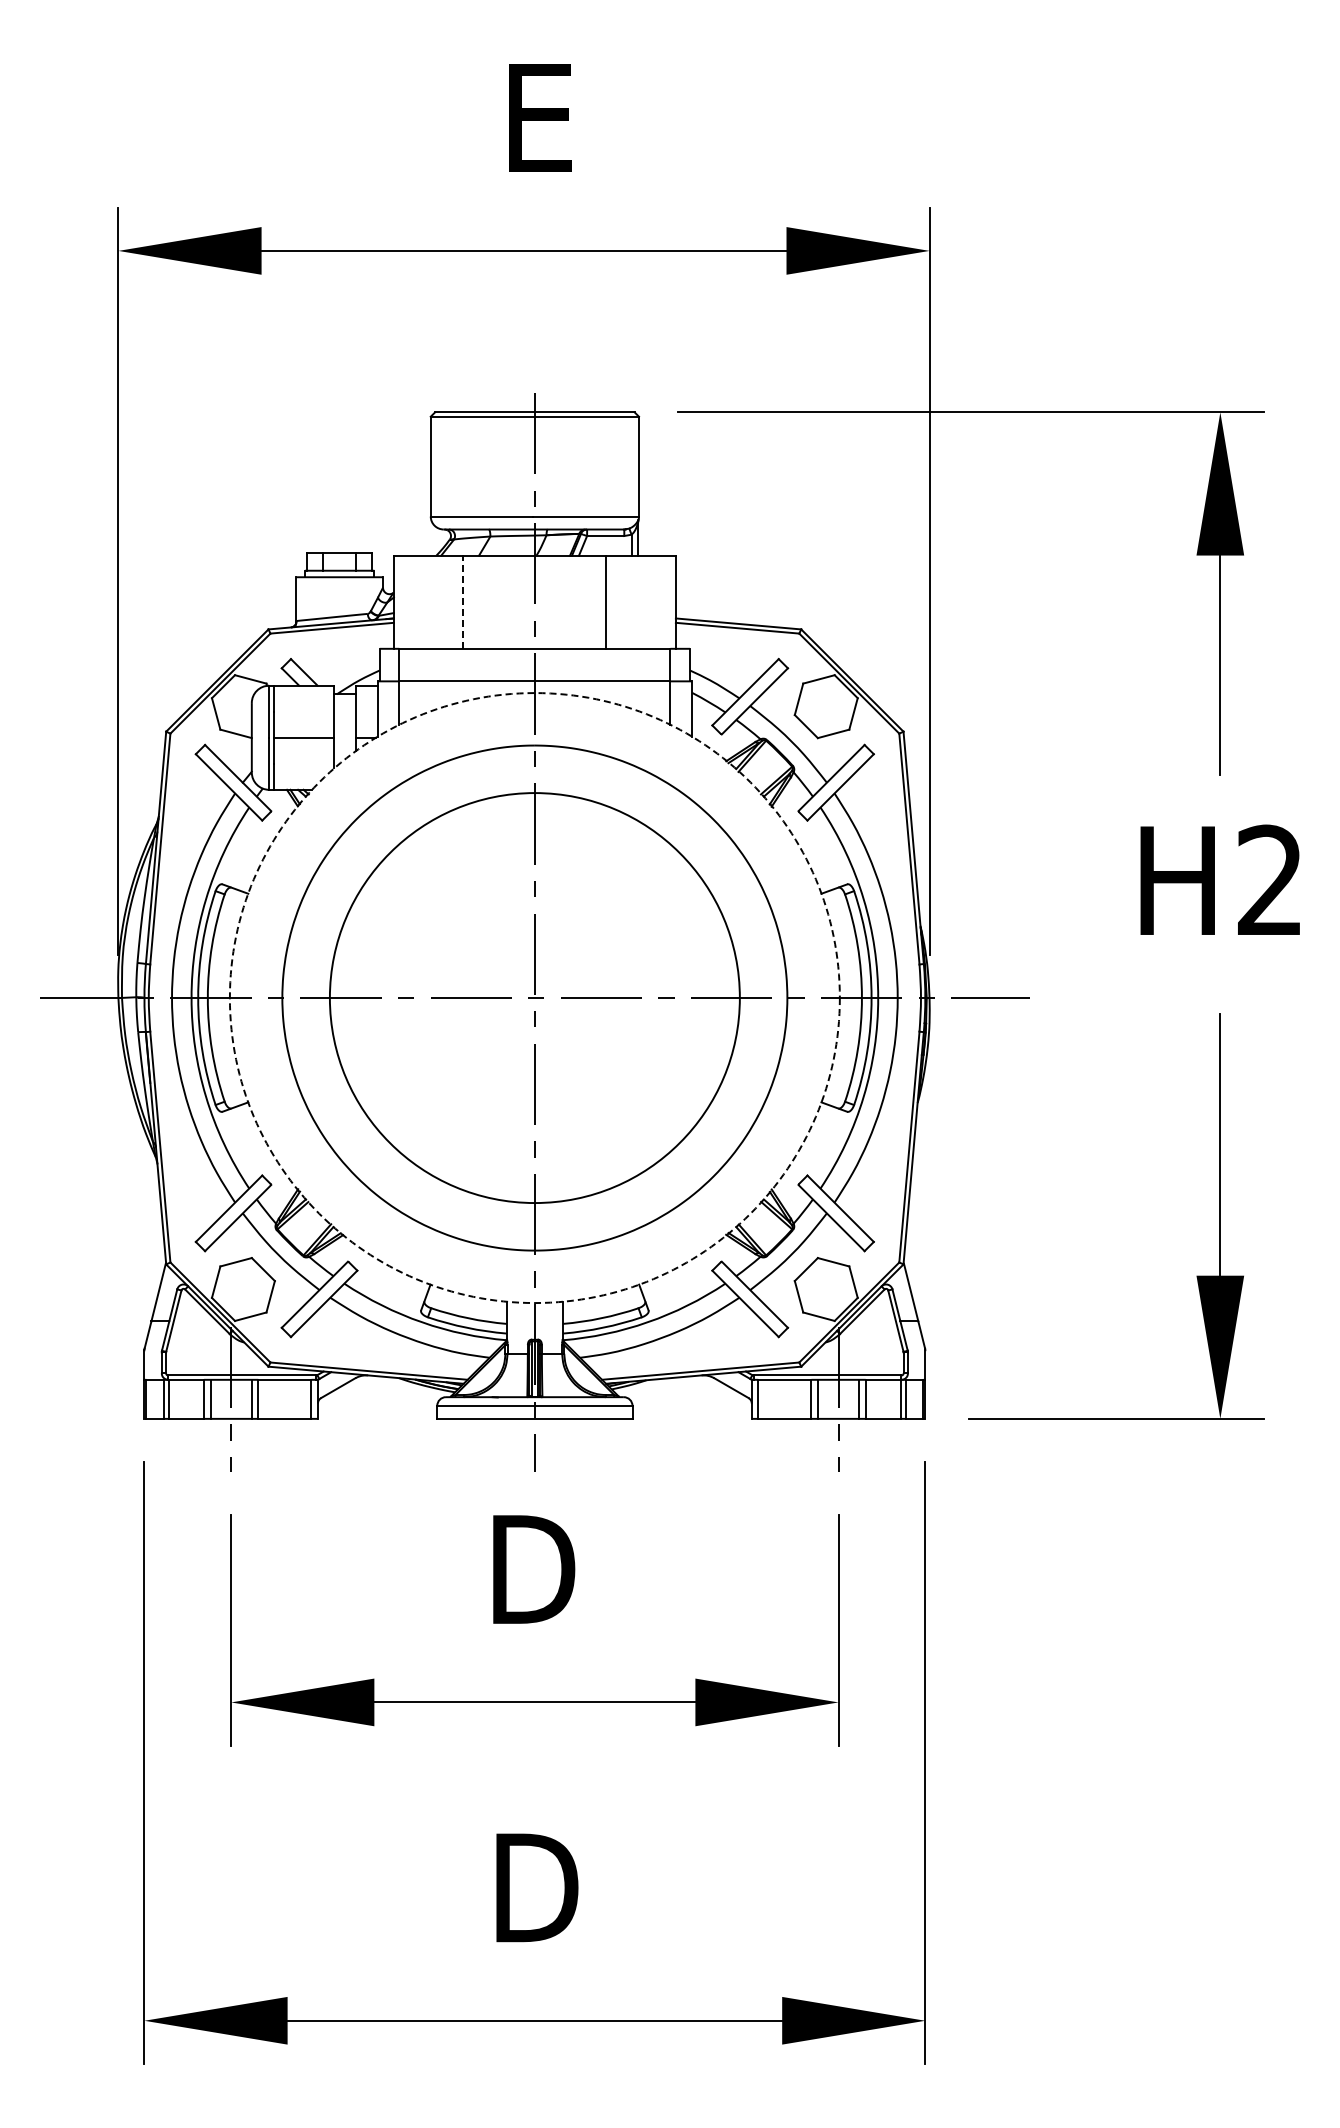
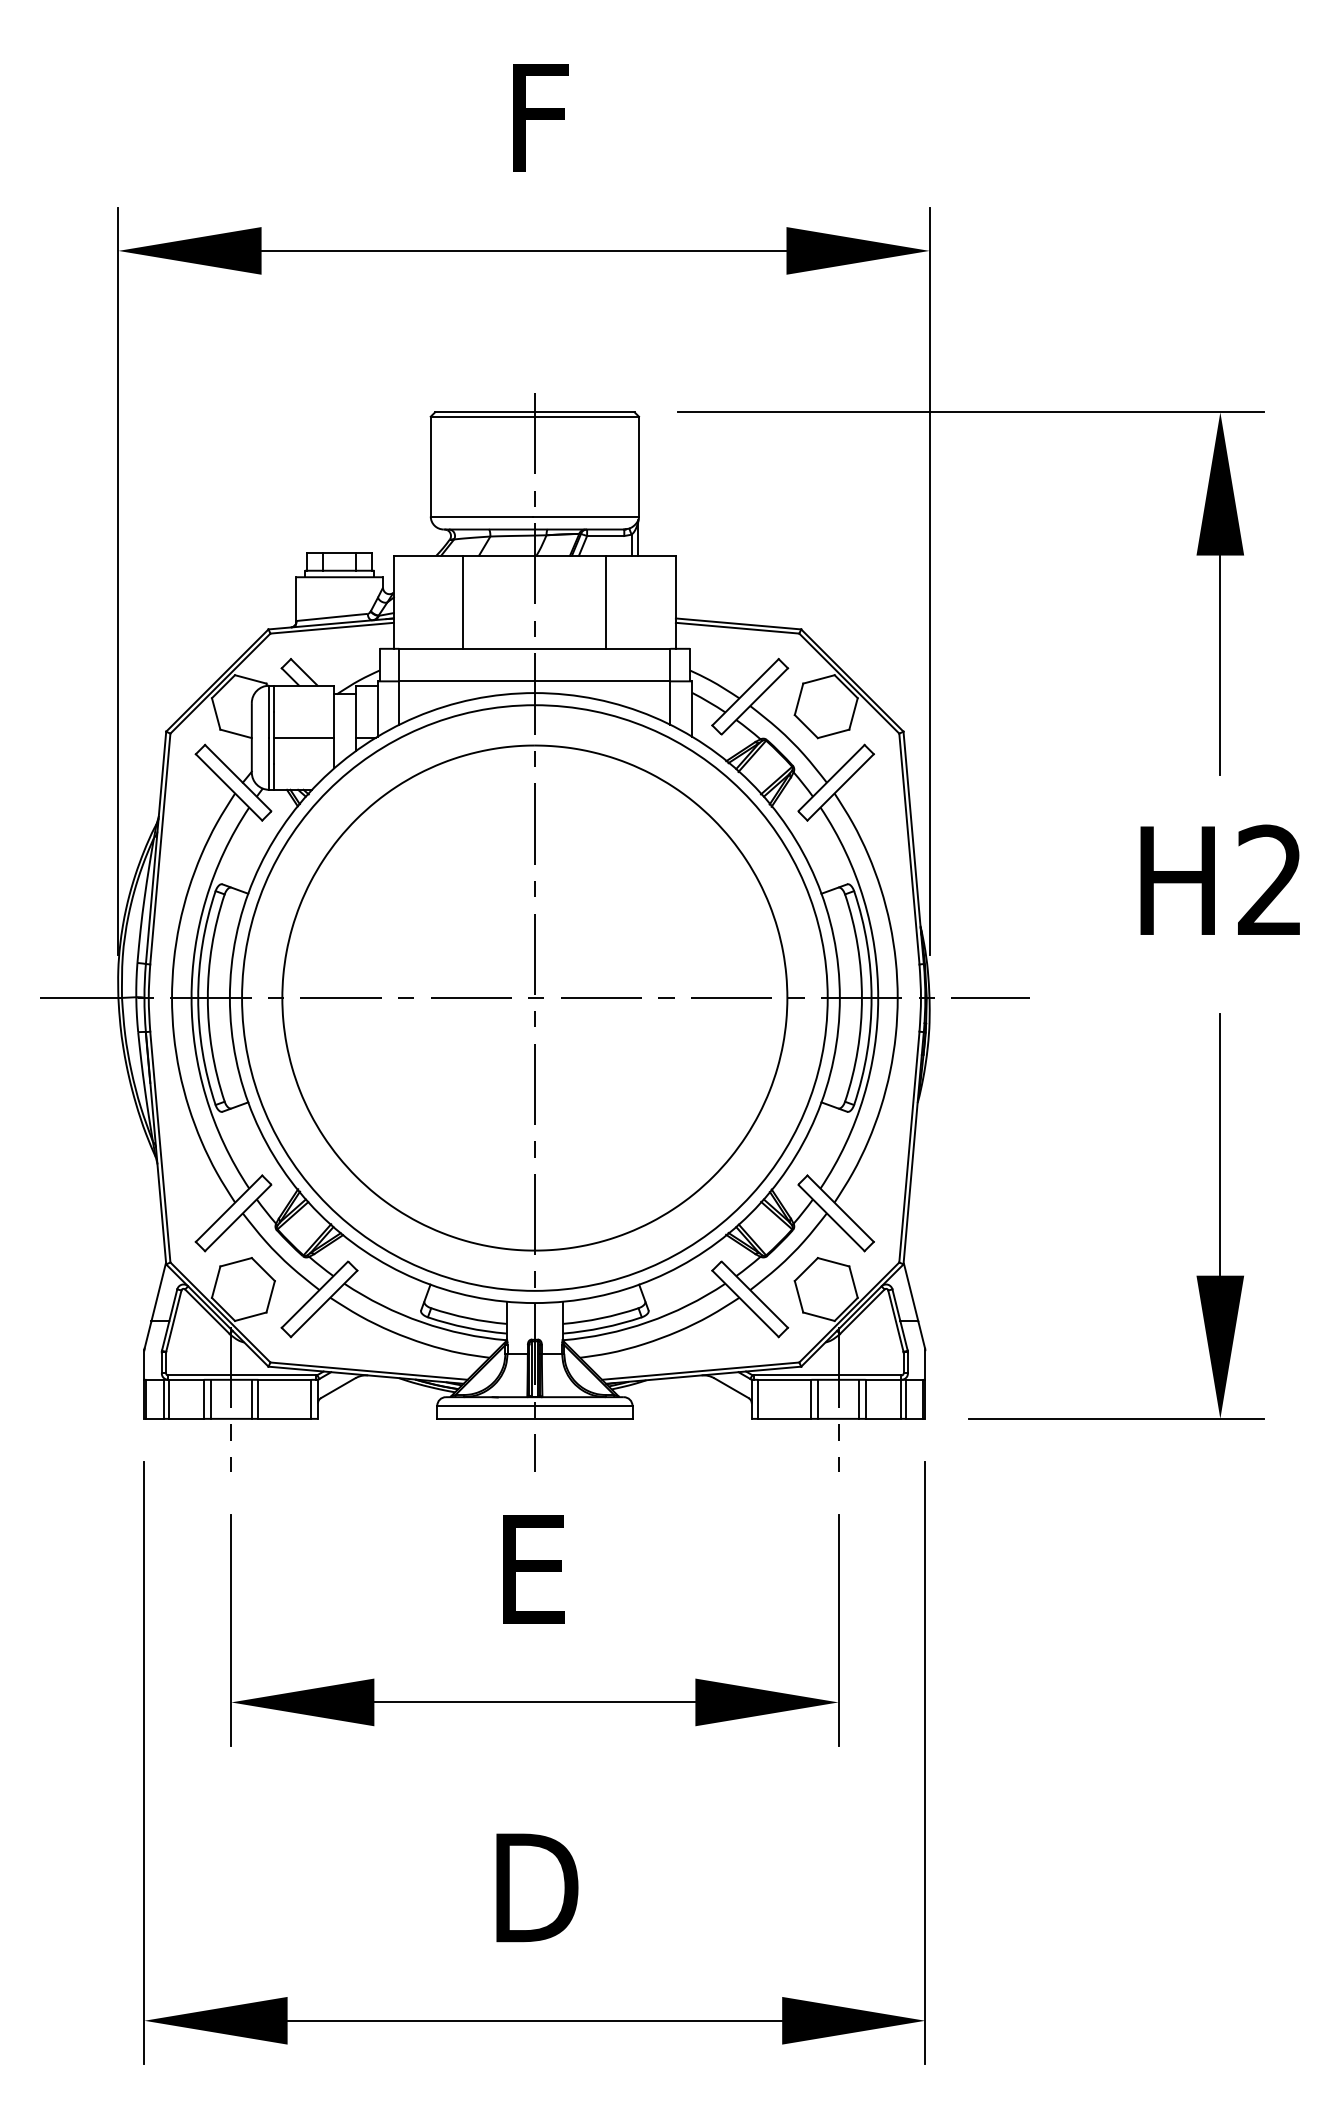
text: E -> F (540, 117)
line: dashed -> solid (463, 602)
circle diameter: 410 px -> 586 px (534, 997)
circle: dashed -> solid (534, 998)
text: D -> E (534, 1569)
